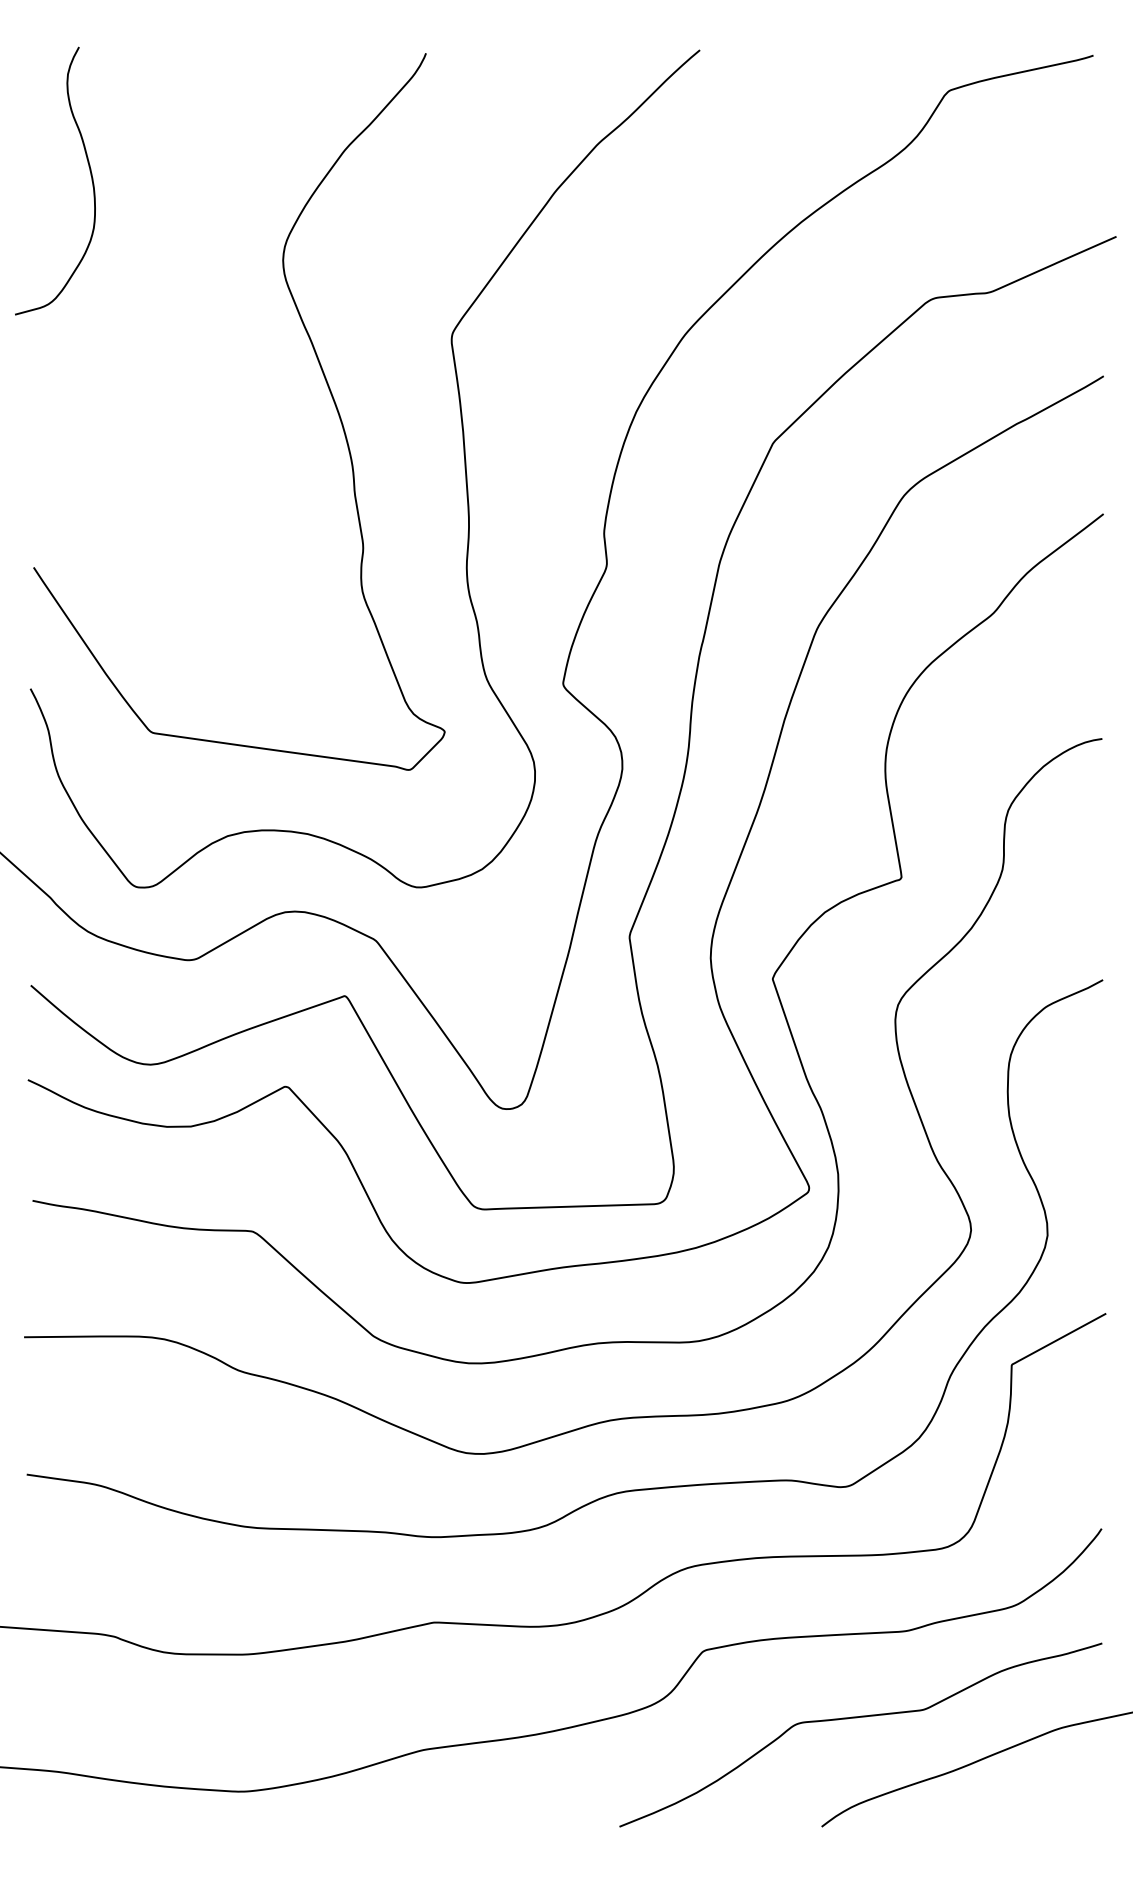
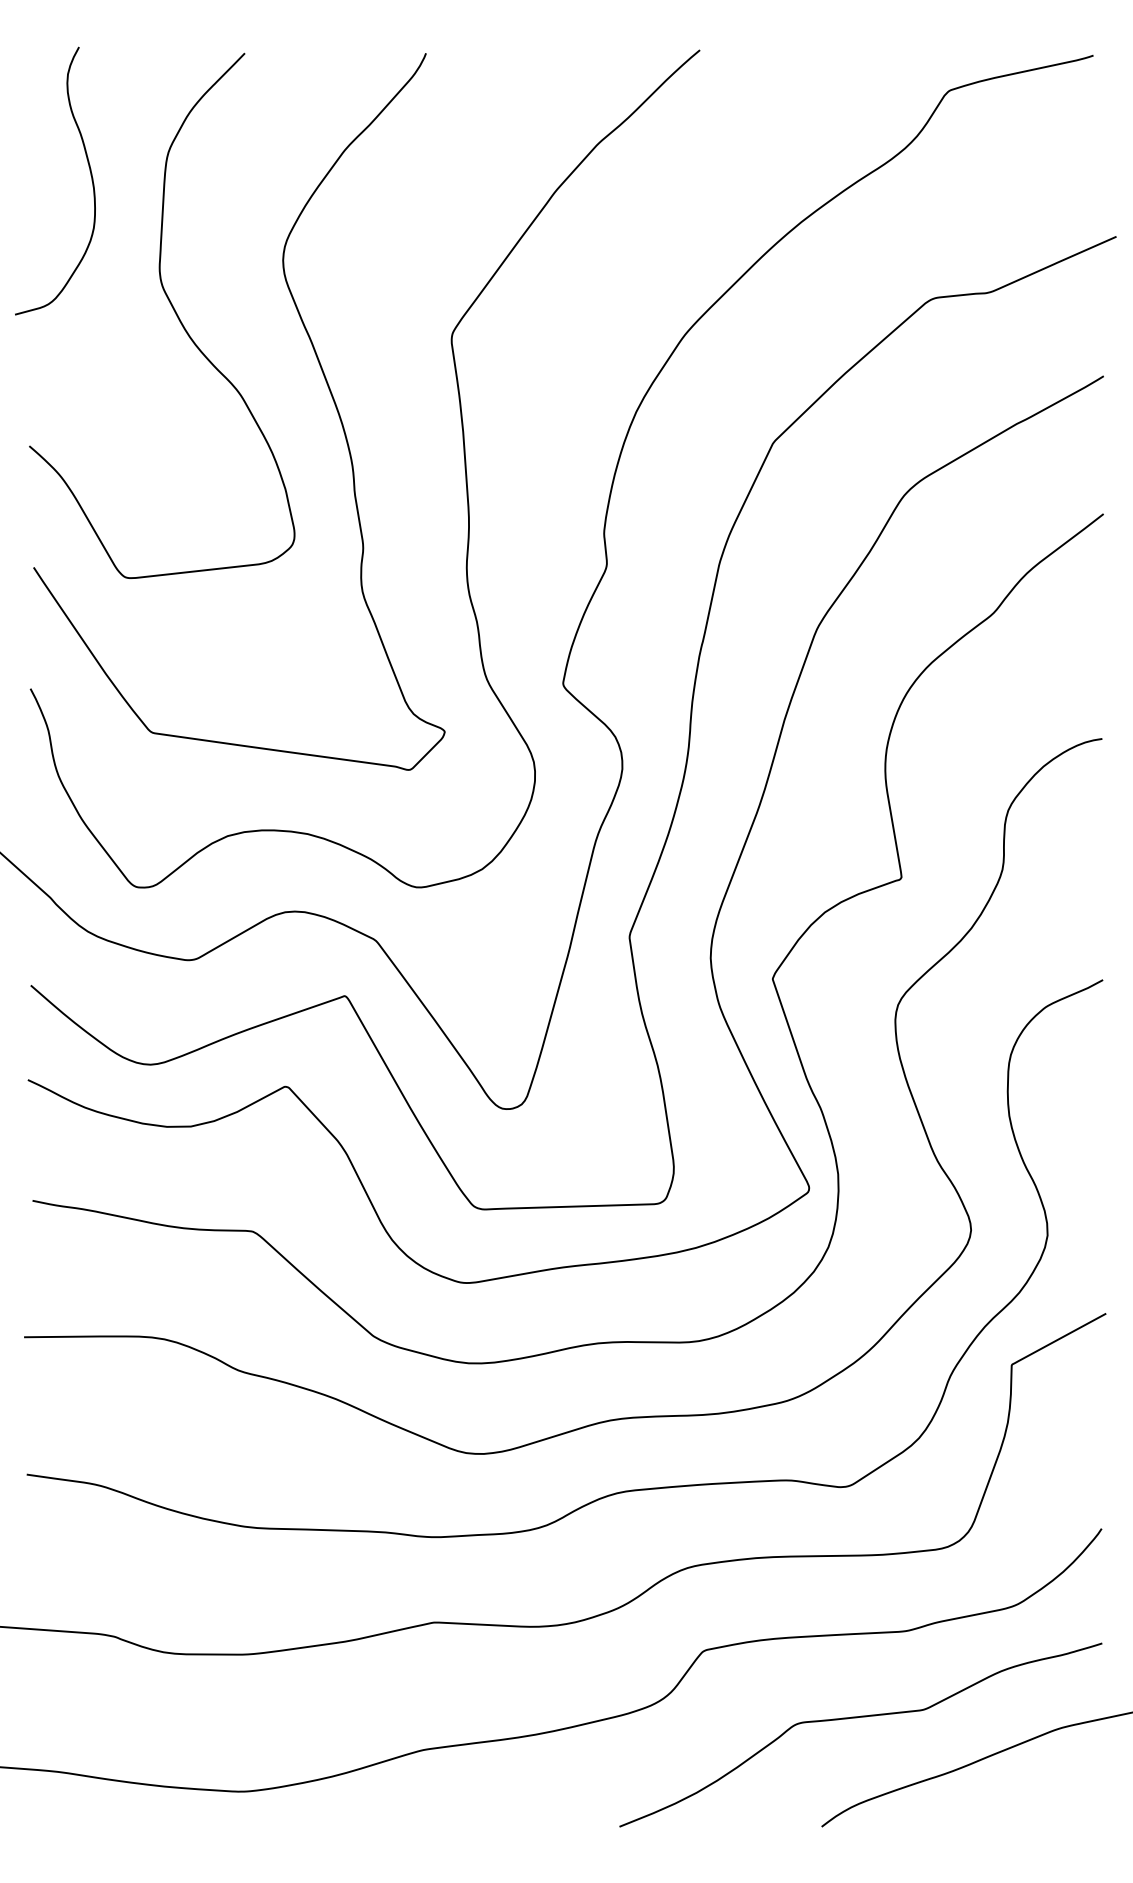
curve: none -> present (173, 310)
